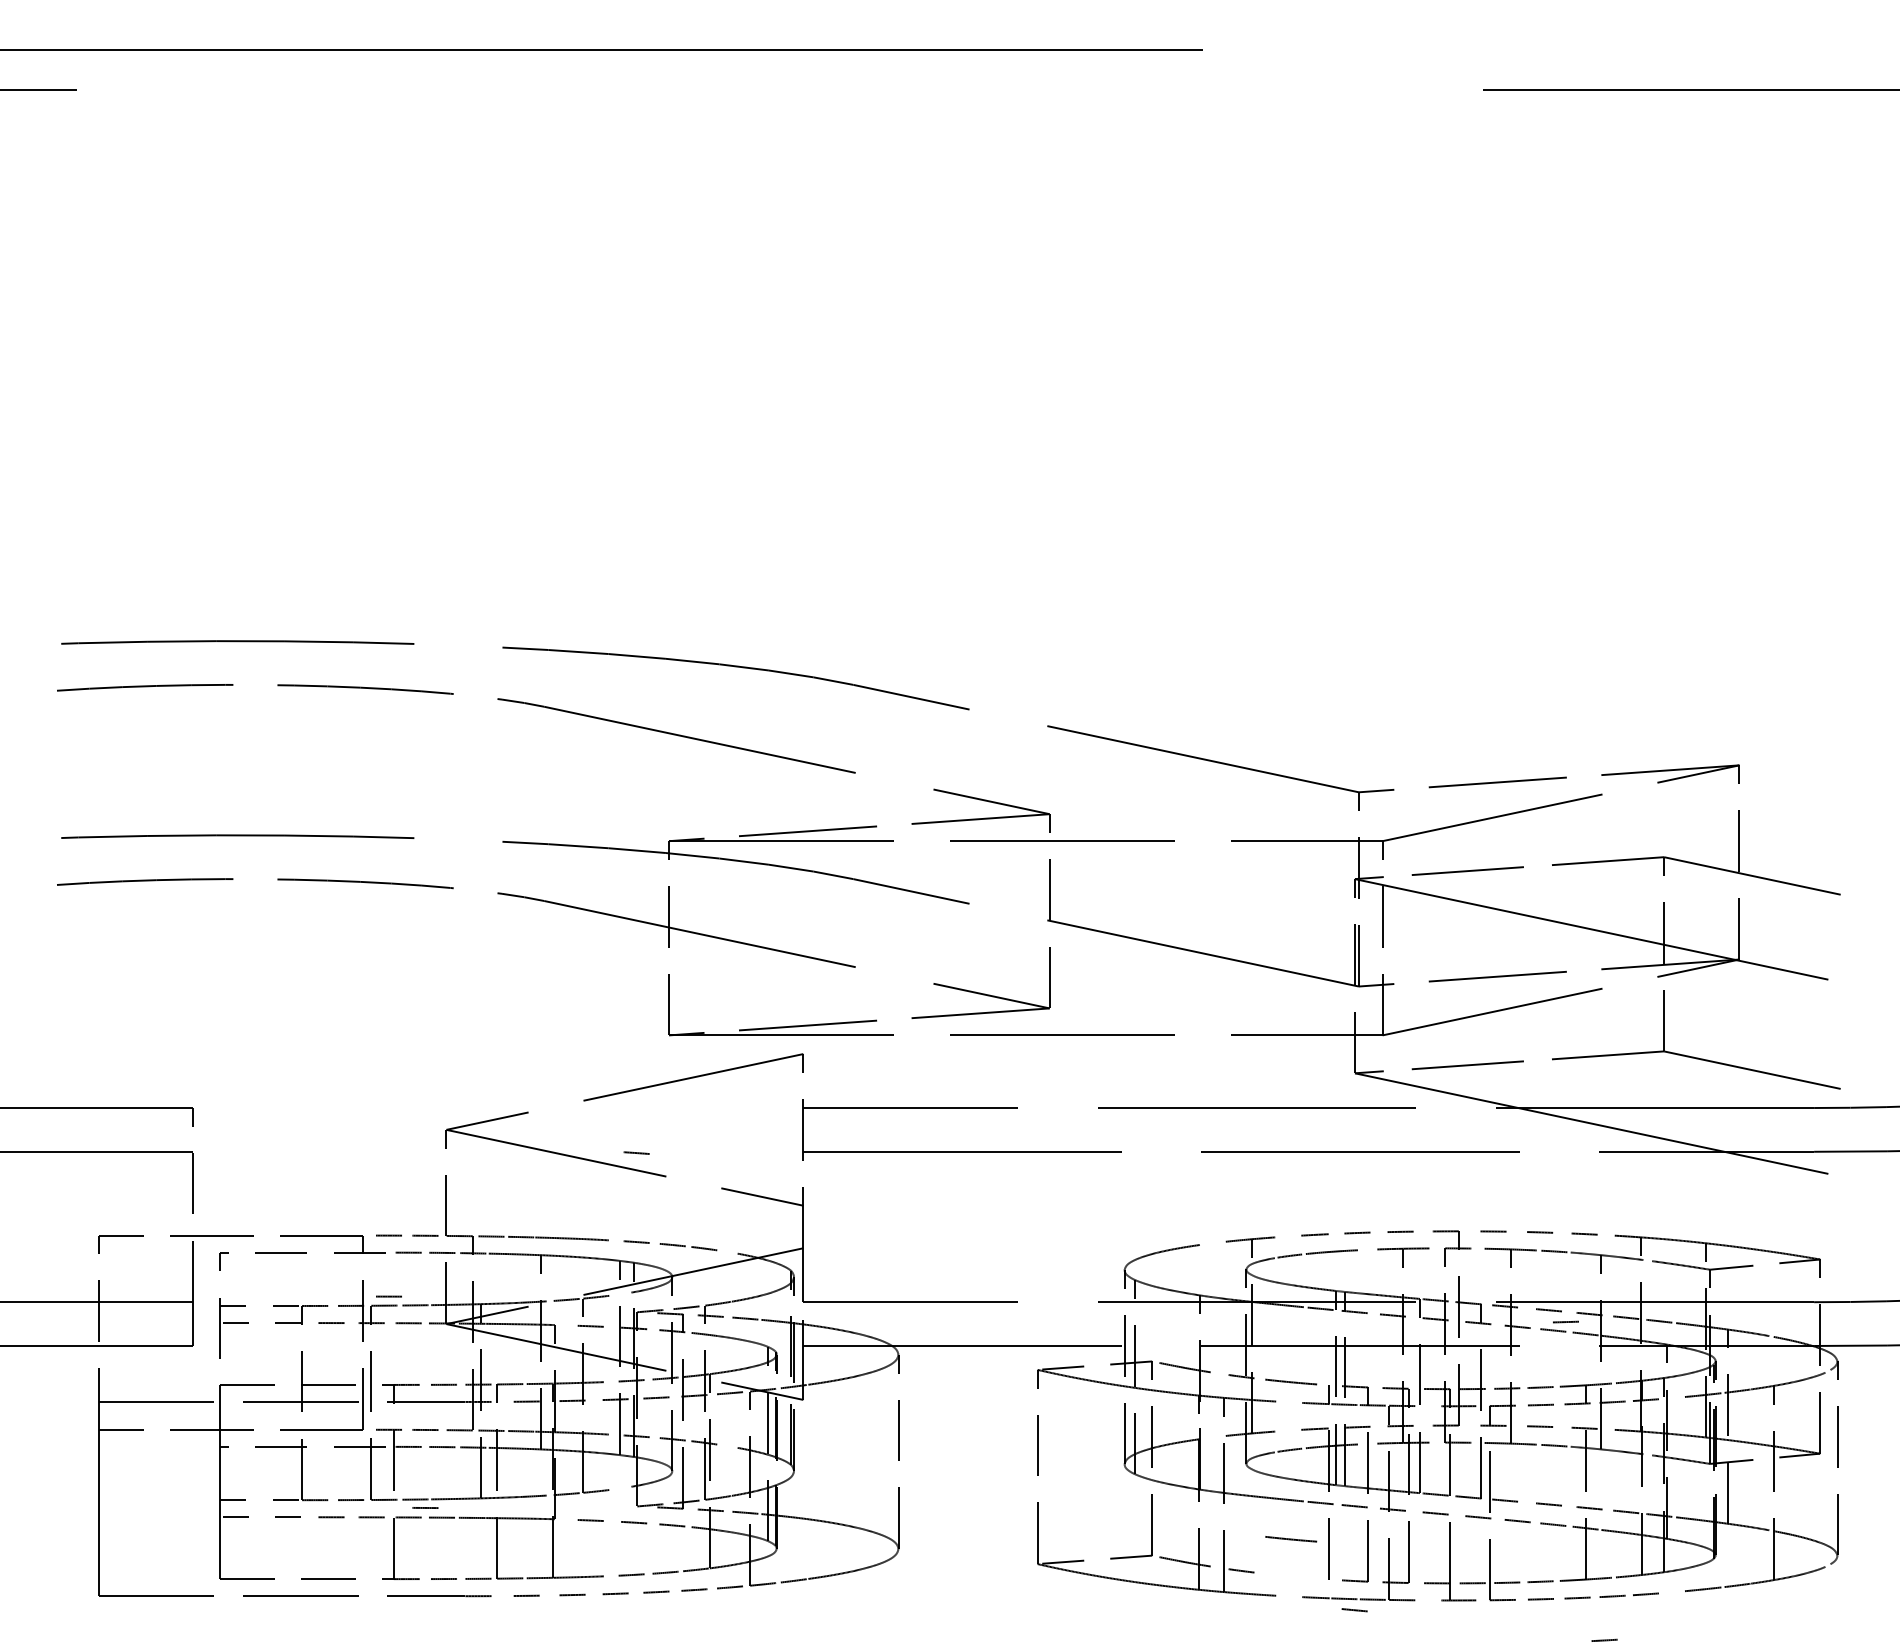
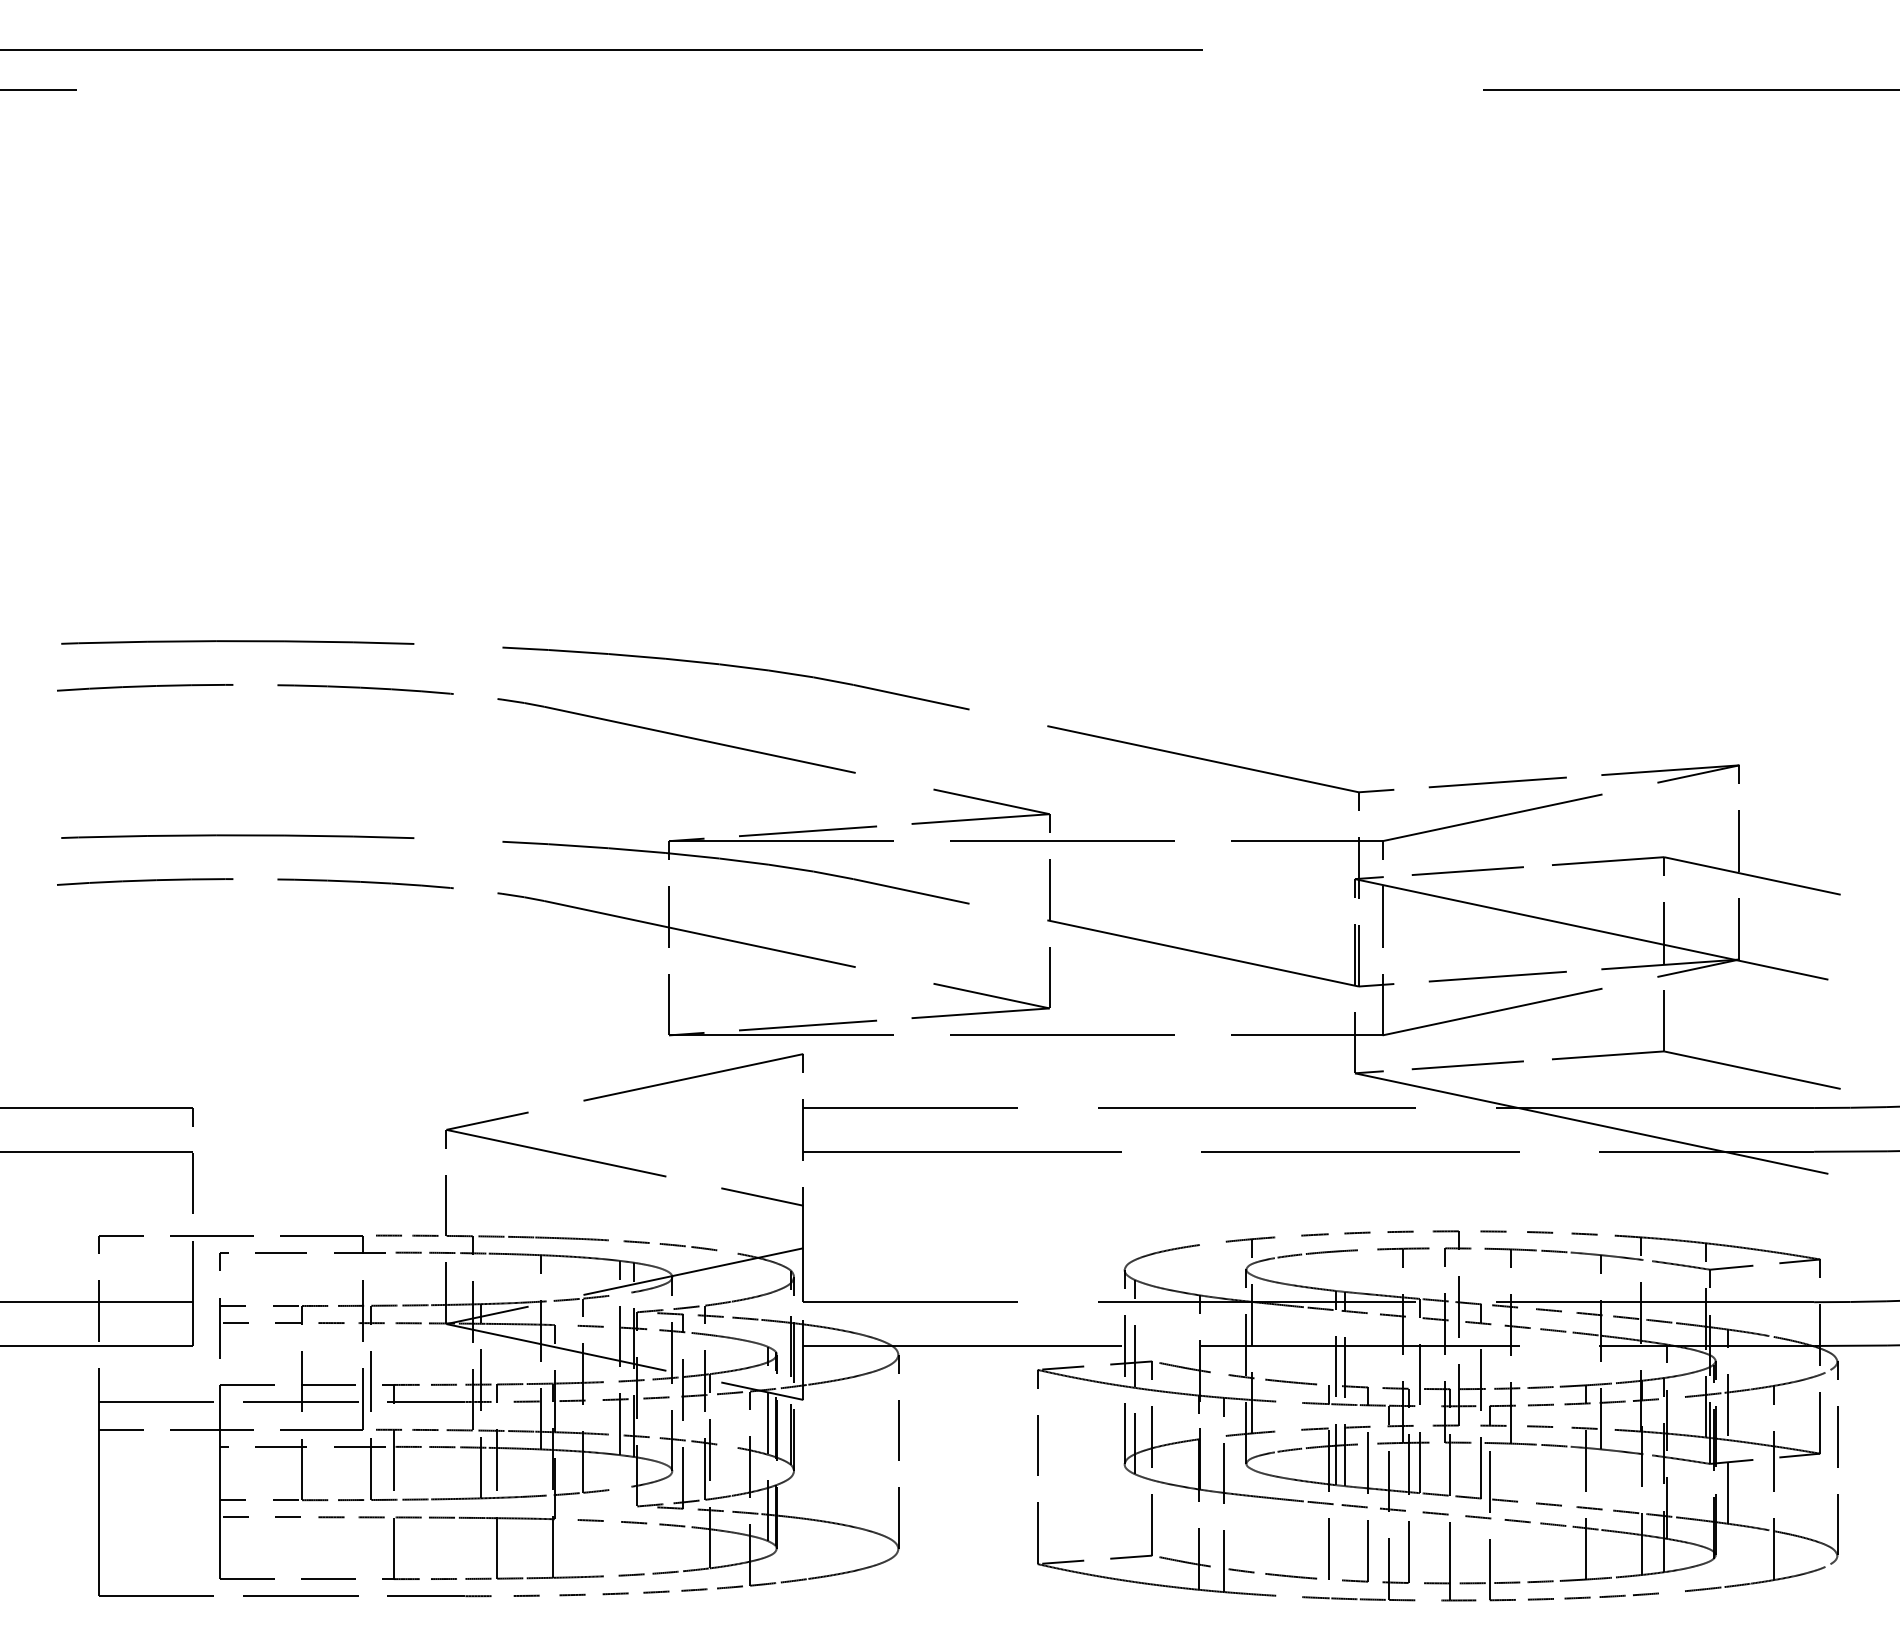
line: present -> none (636, 1152)
line: present -> none (388, 1296)
line: present -> none (1565, 1321)
line: present -> none (425, 1507)
line position: (1291, 1539) -> (1291, 1576) (1291, 1576)
line: present -> none (1354, 1610)
line: present -> none (1604, 1639)
